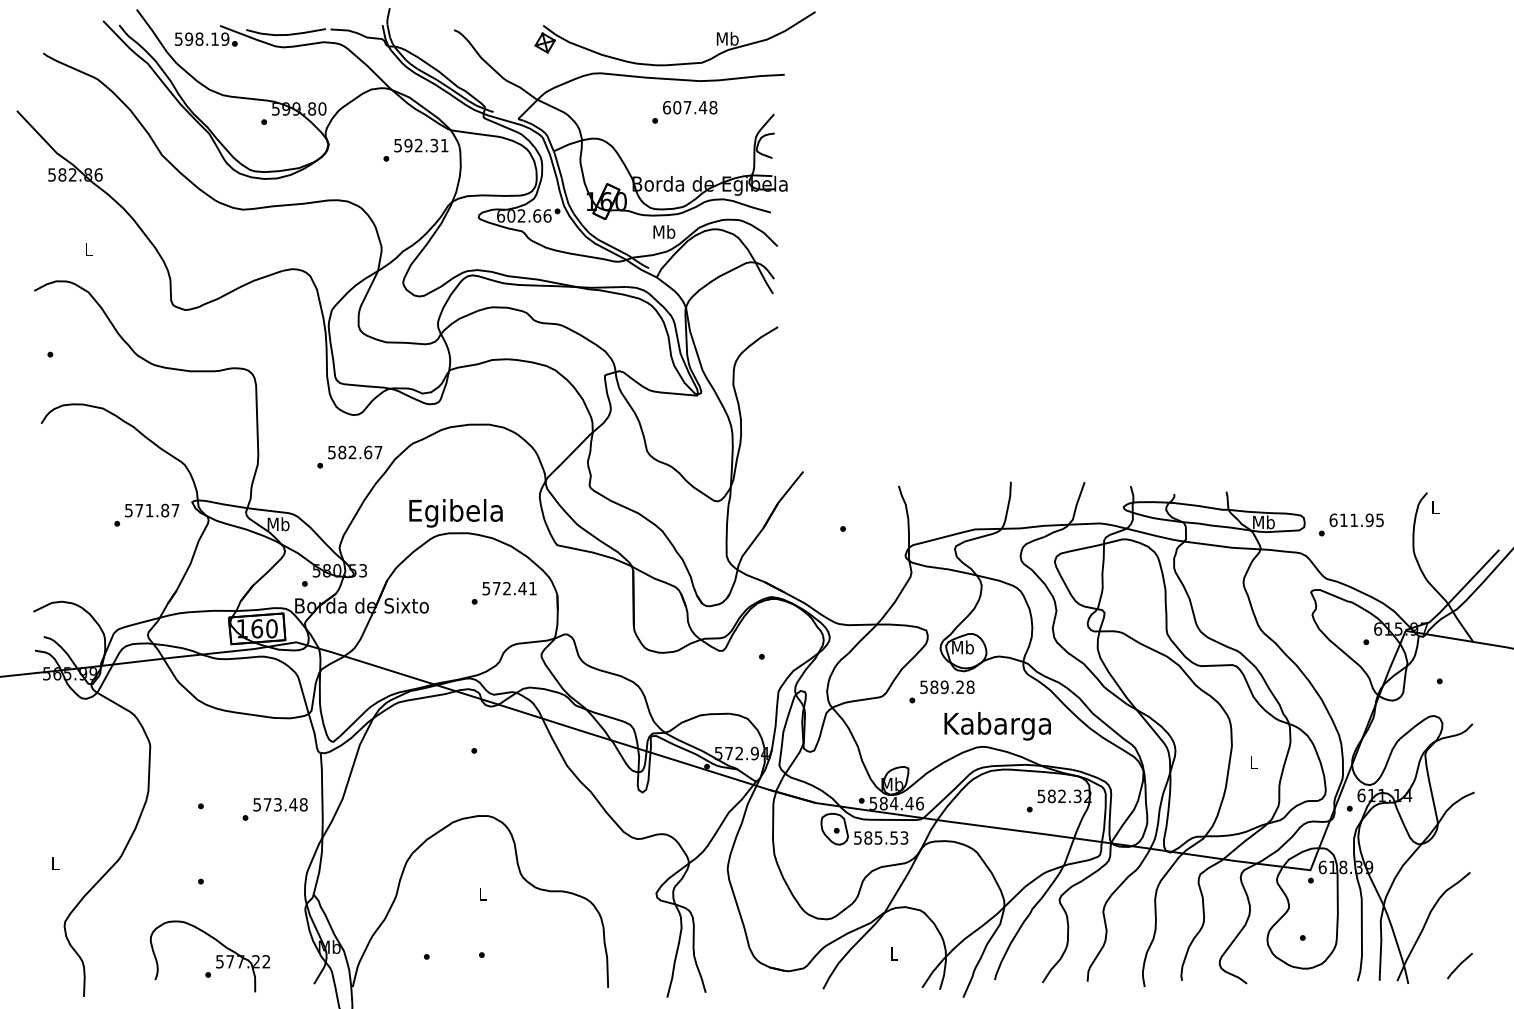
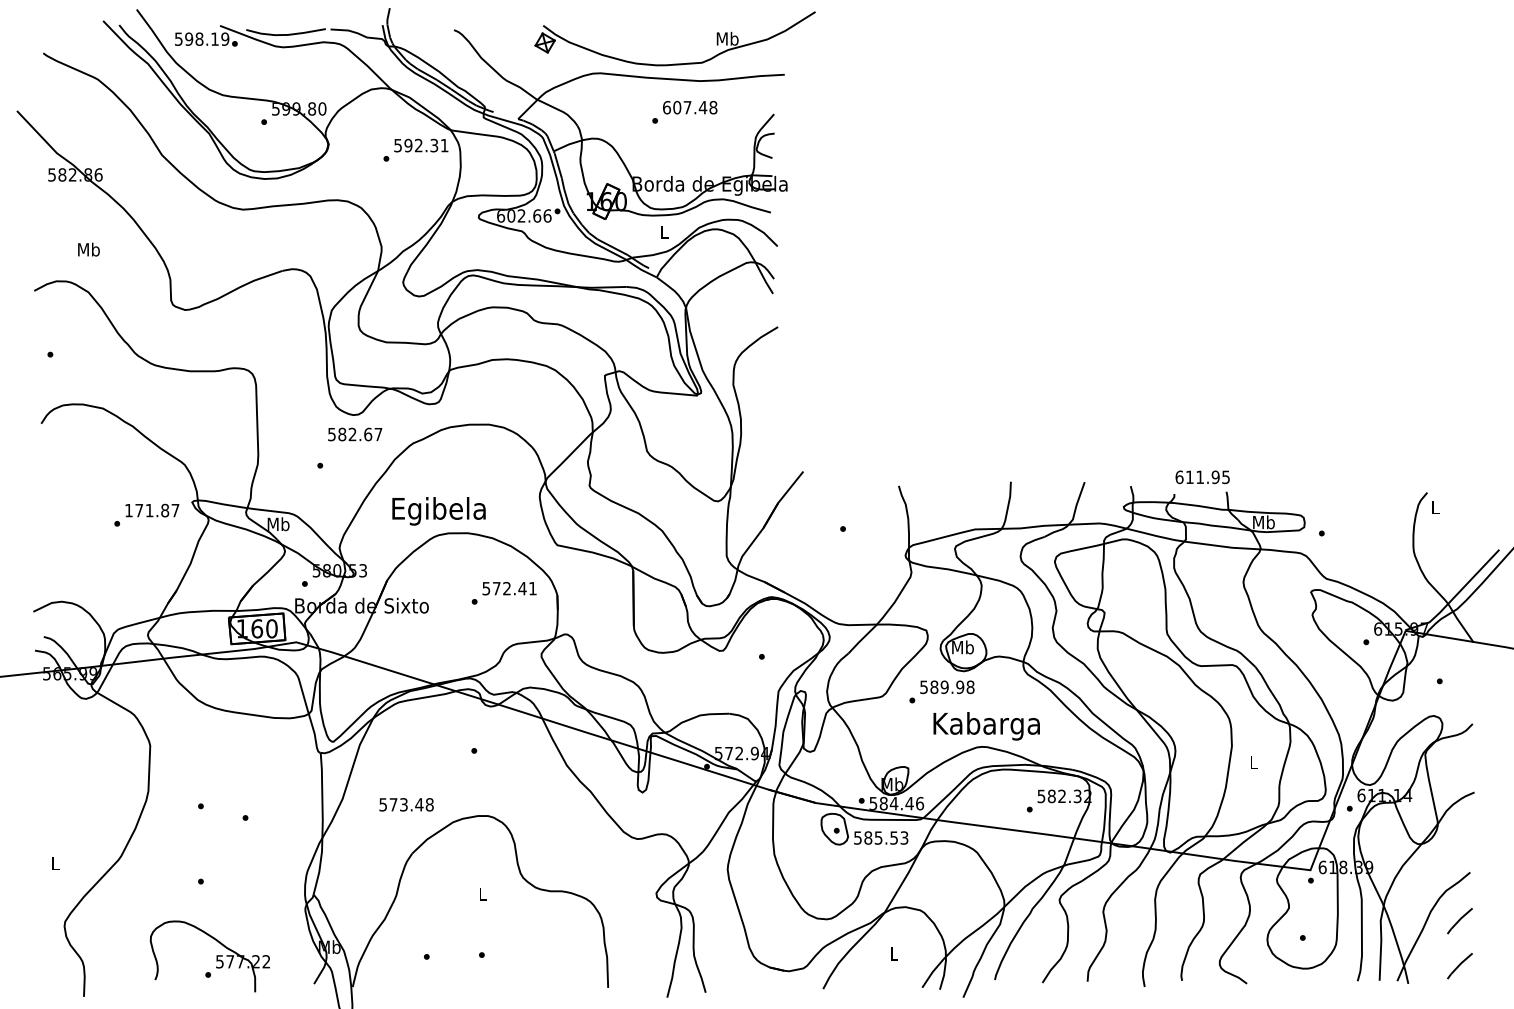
text: Mb -> L (664, 231)
text: L -> Mb (88, 249)
text position: (355, 452) -> (355, 434) (355, 434)
text: 571.87 -> 171.87 (128, 510)
text position: (455, 513) -> (438, 511) (438, 511)
text position: (1356, 520) -> (1202, 477) (1202, 477)
text: 589.28 -> 589.98 (960, 687)
text position: (997, 726) -> (986, 726) (986, 726)
text position: (280, 804) -> (406, 804) (406, 804)
part: none -> present (1459, 921)
